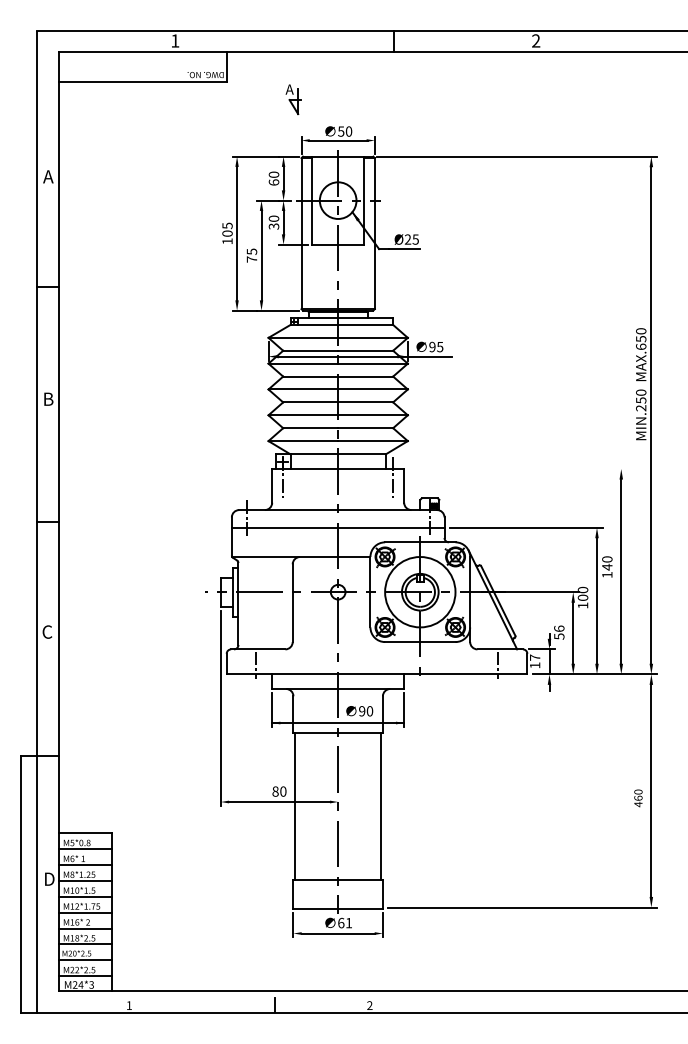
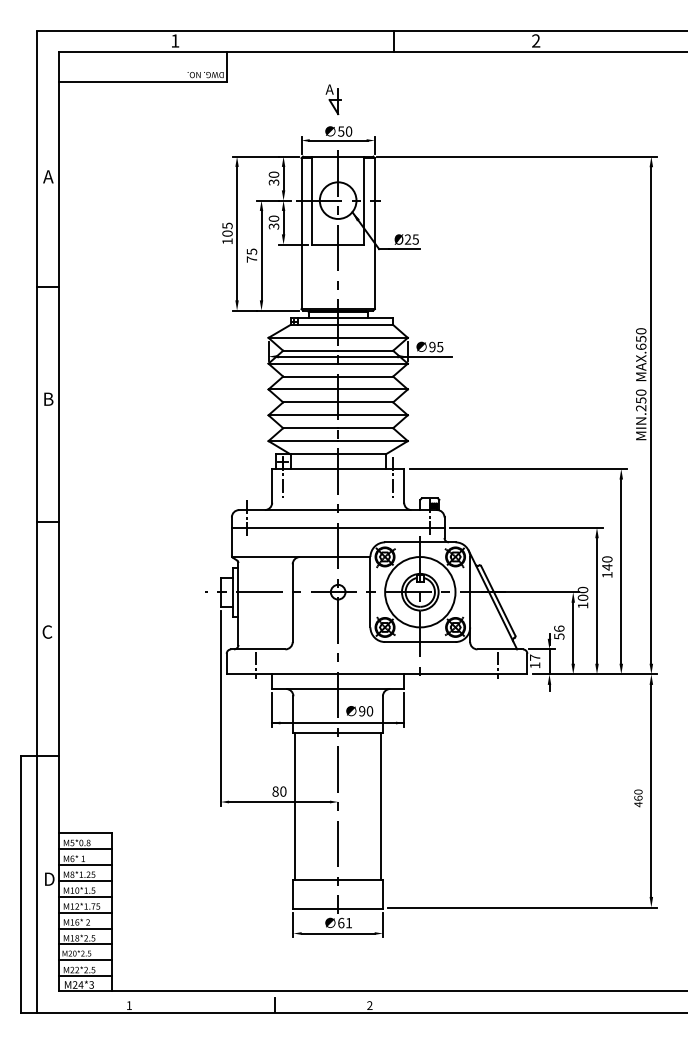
part position: (293, 99) -> (333, 99) (333, 99)
text: 60 -> 30 (273, 182)
line: none -> present (518, 469)
